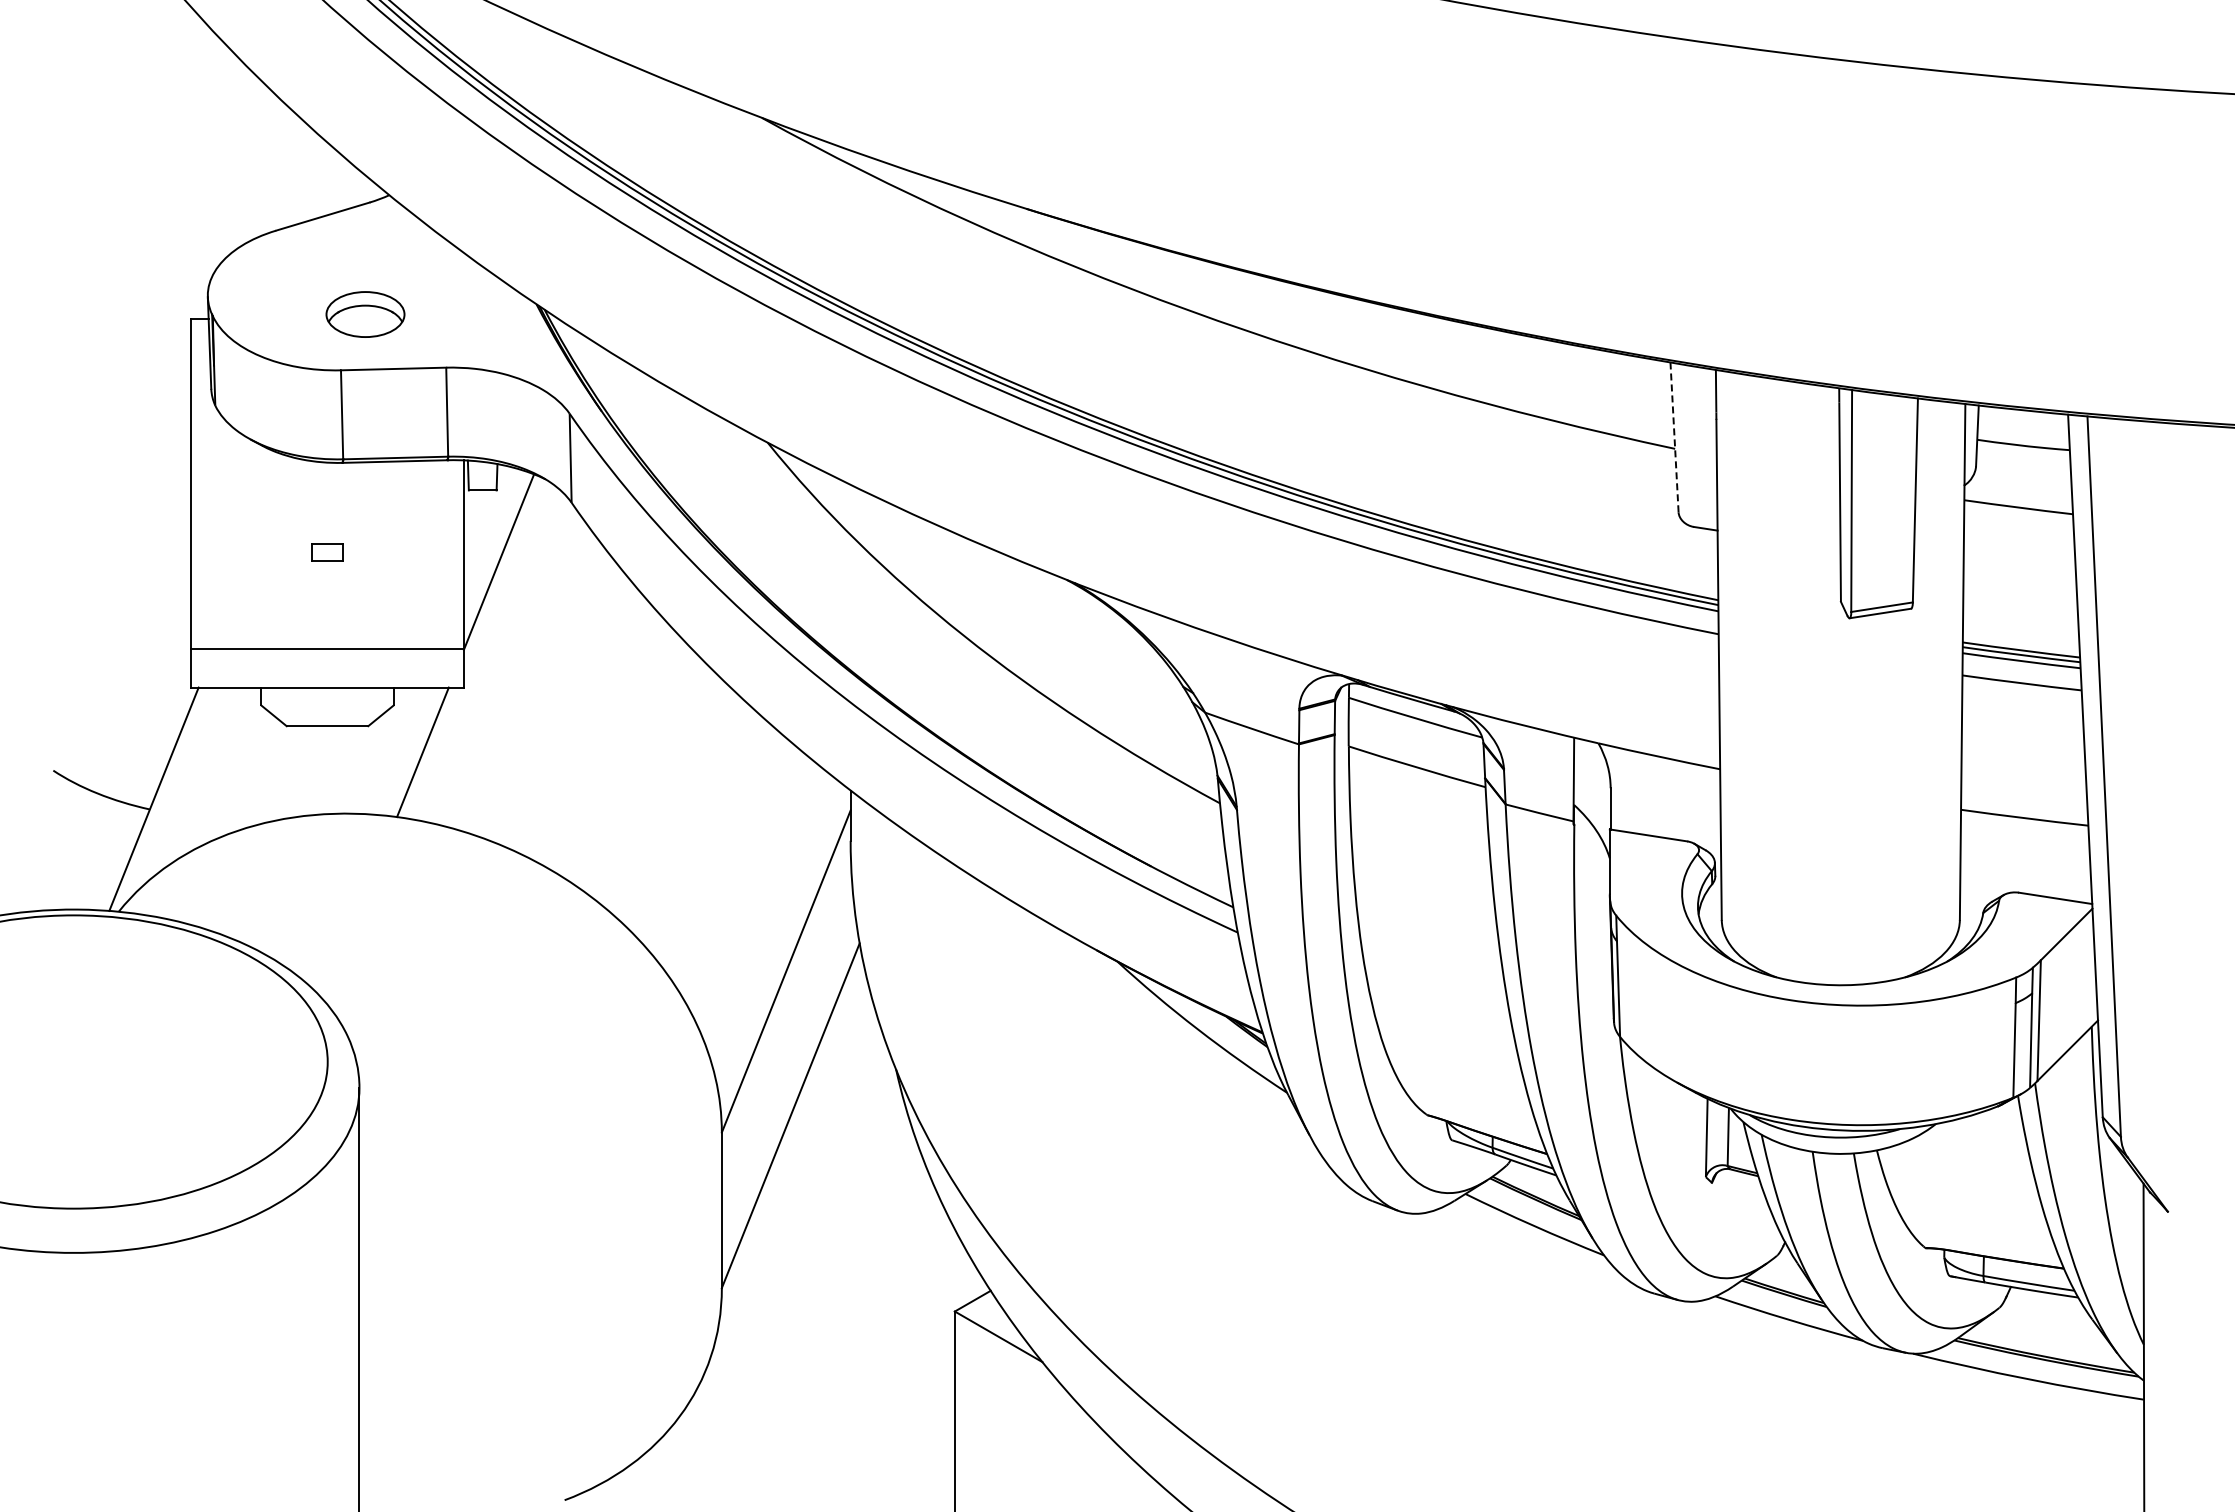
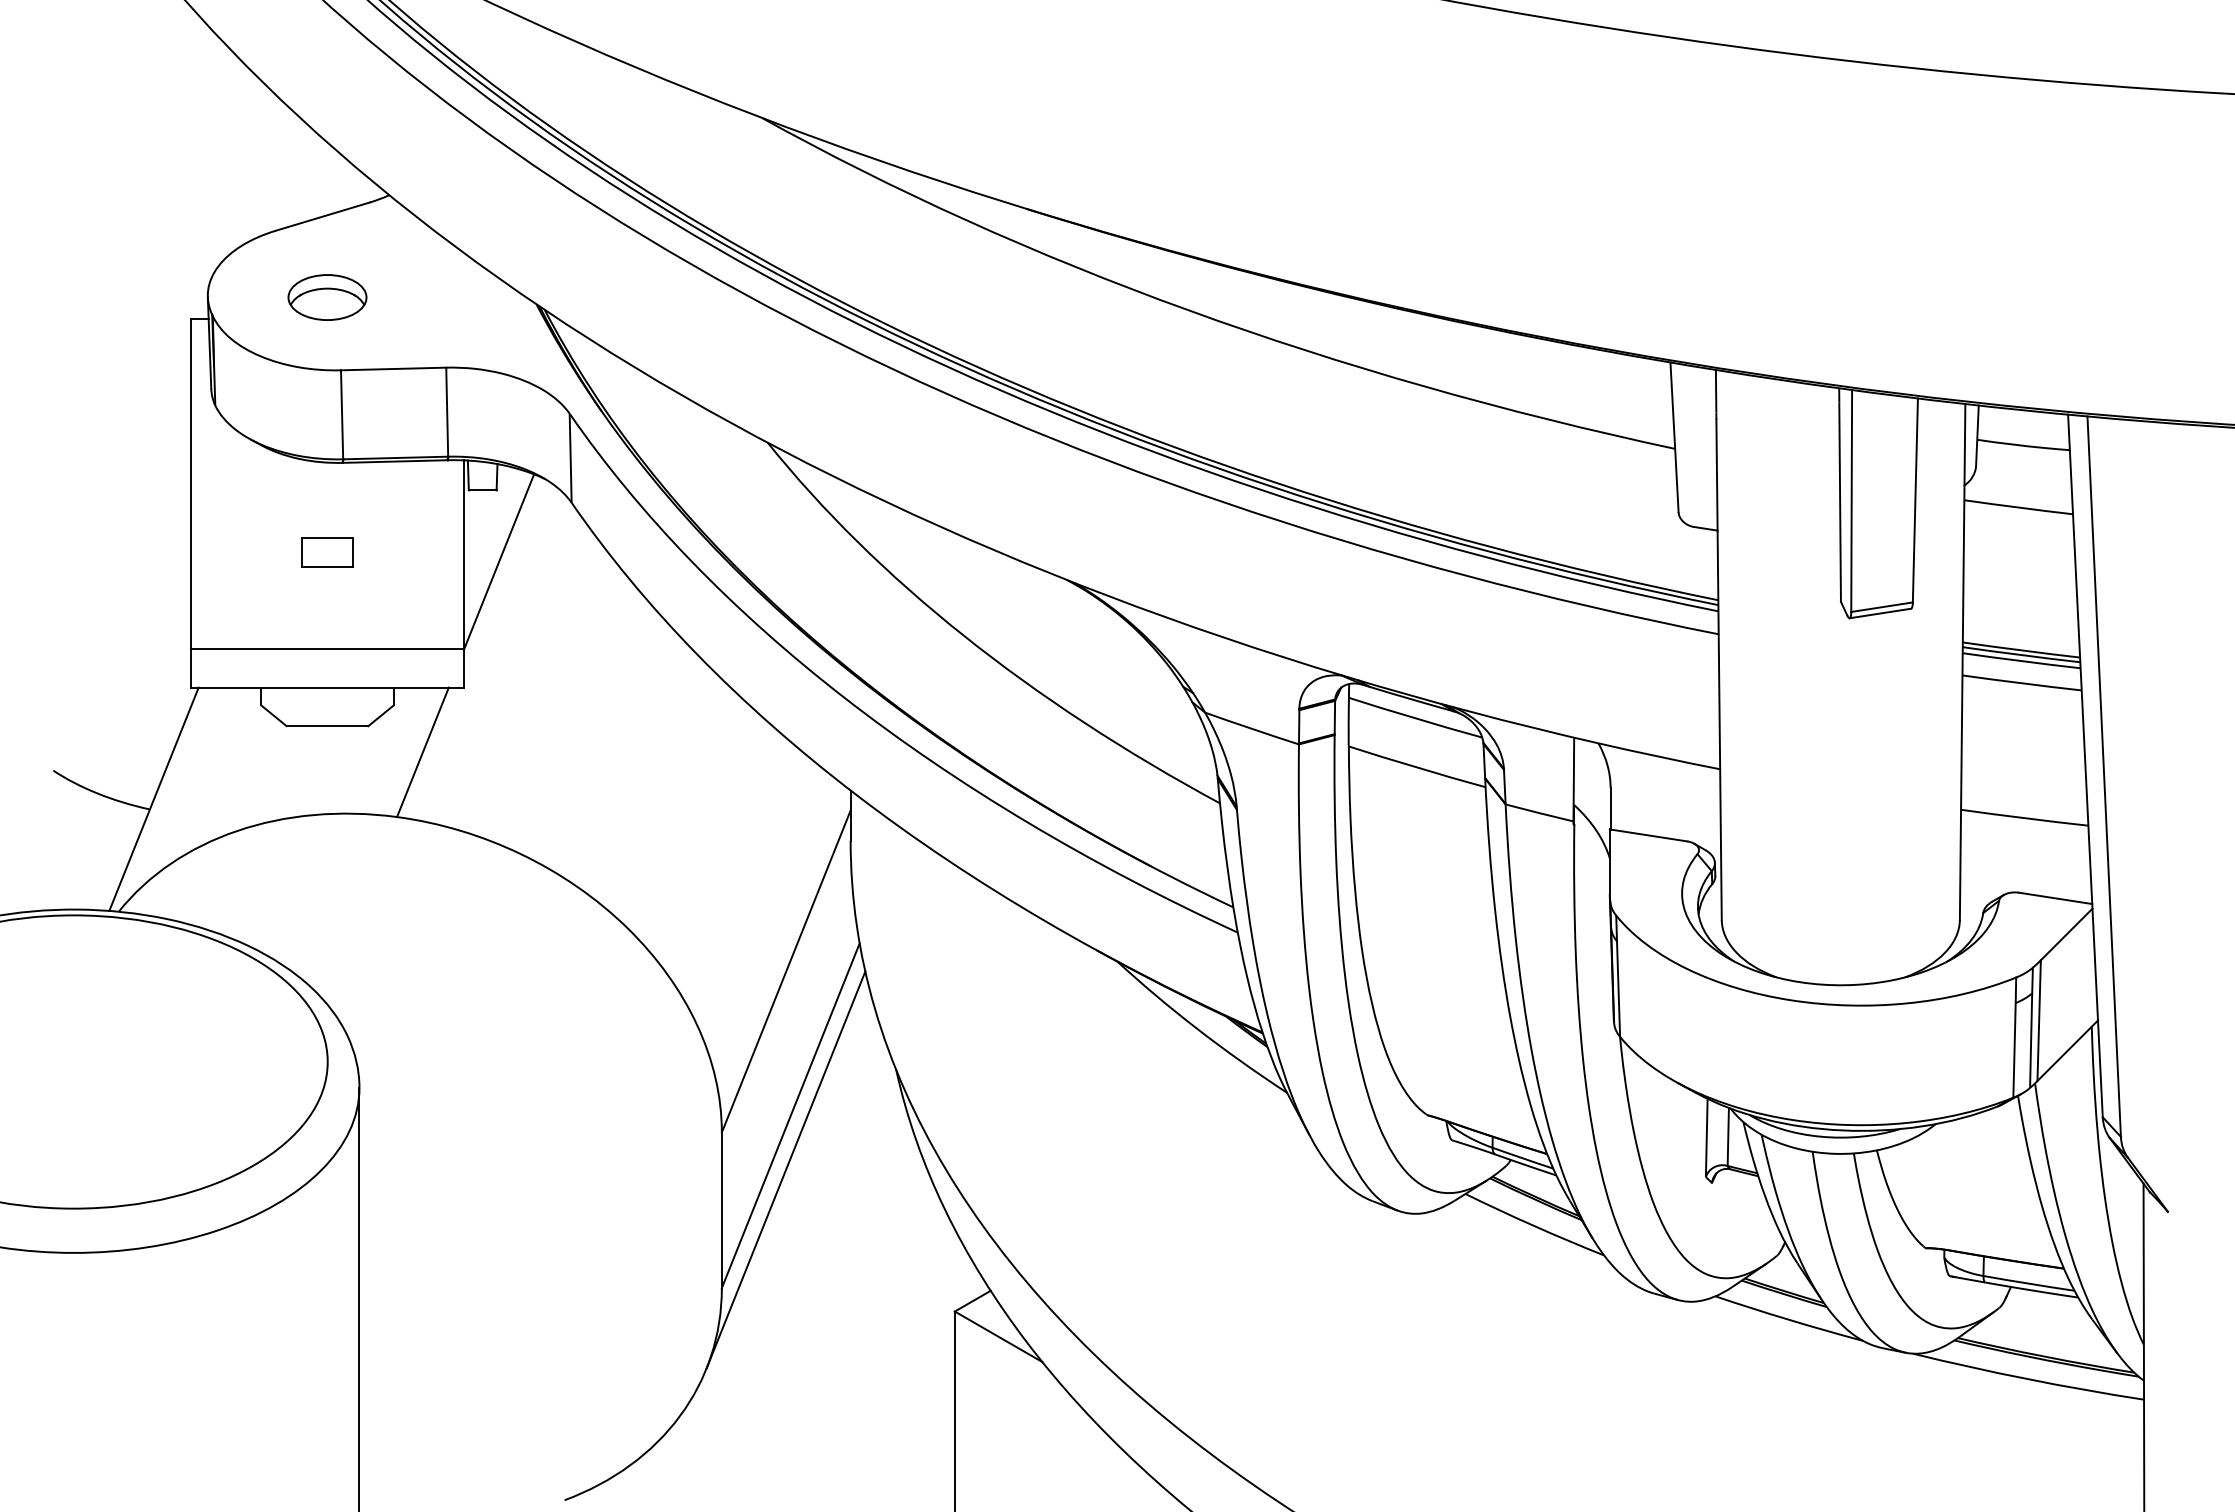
part position: (365, 314) -> (327, 297) (327, 297)
line: dashed -> solid (1674, 437)
part size: 33x19 px -> 53x31 px (327, 552)
line: none -> present (785, 1169)
